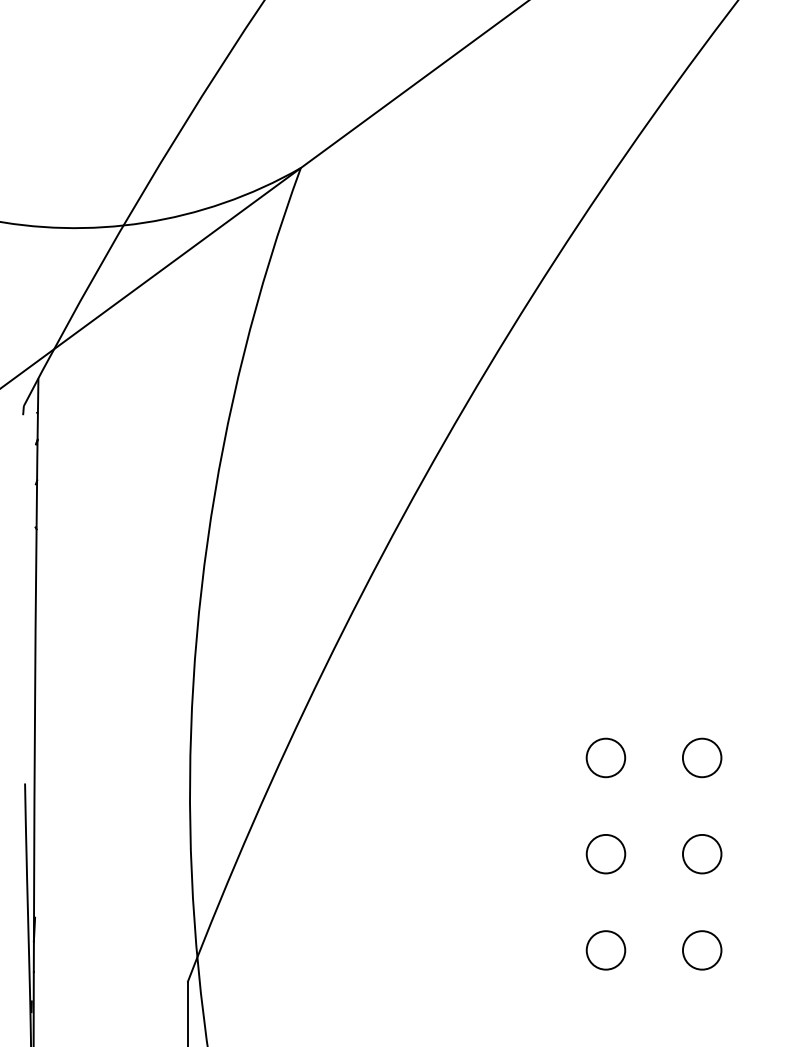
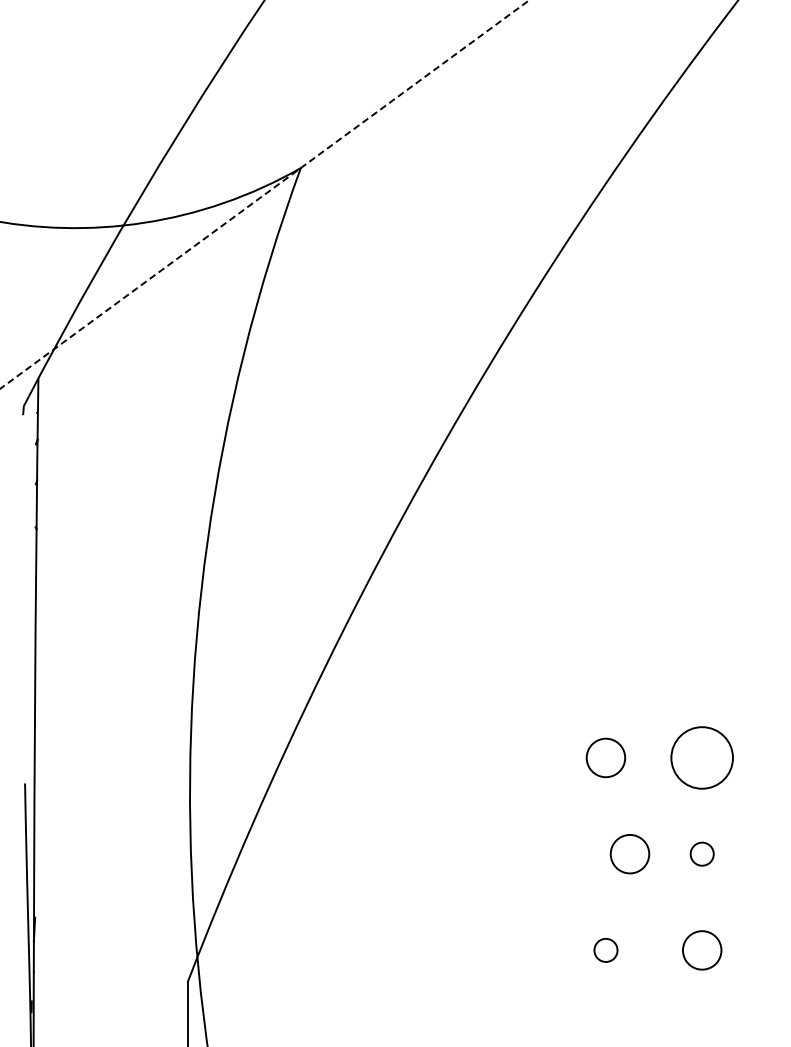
line: solid -> dashed (264, 194)
circle diameter: 38 px -> 62 px (701, 757)
circle diameter: 38 px -> 23 px (701, 853)
circle position: (605, 854) -> (629, 854) (629, 854)
circle diameter: 38 px -> 23 px (605, 949)
